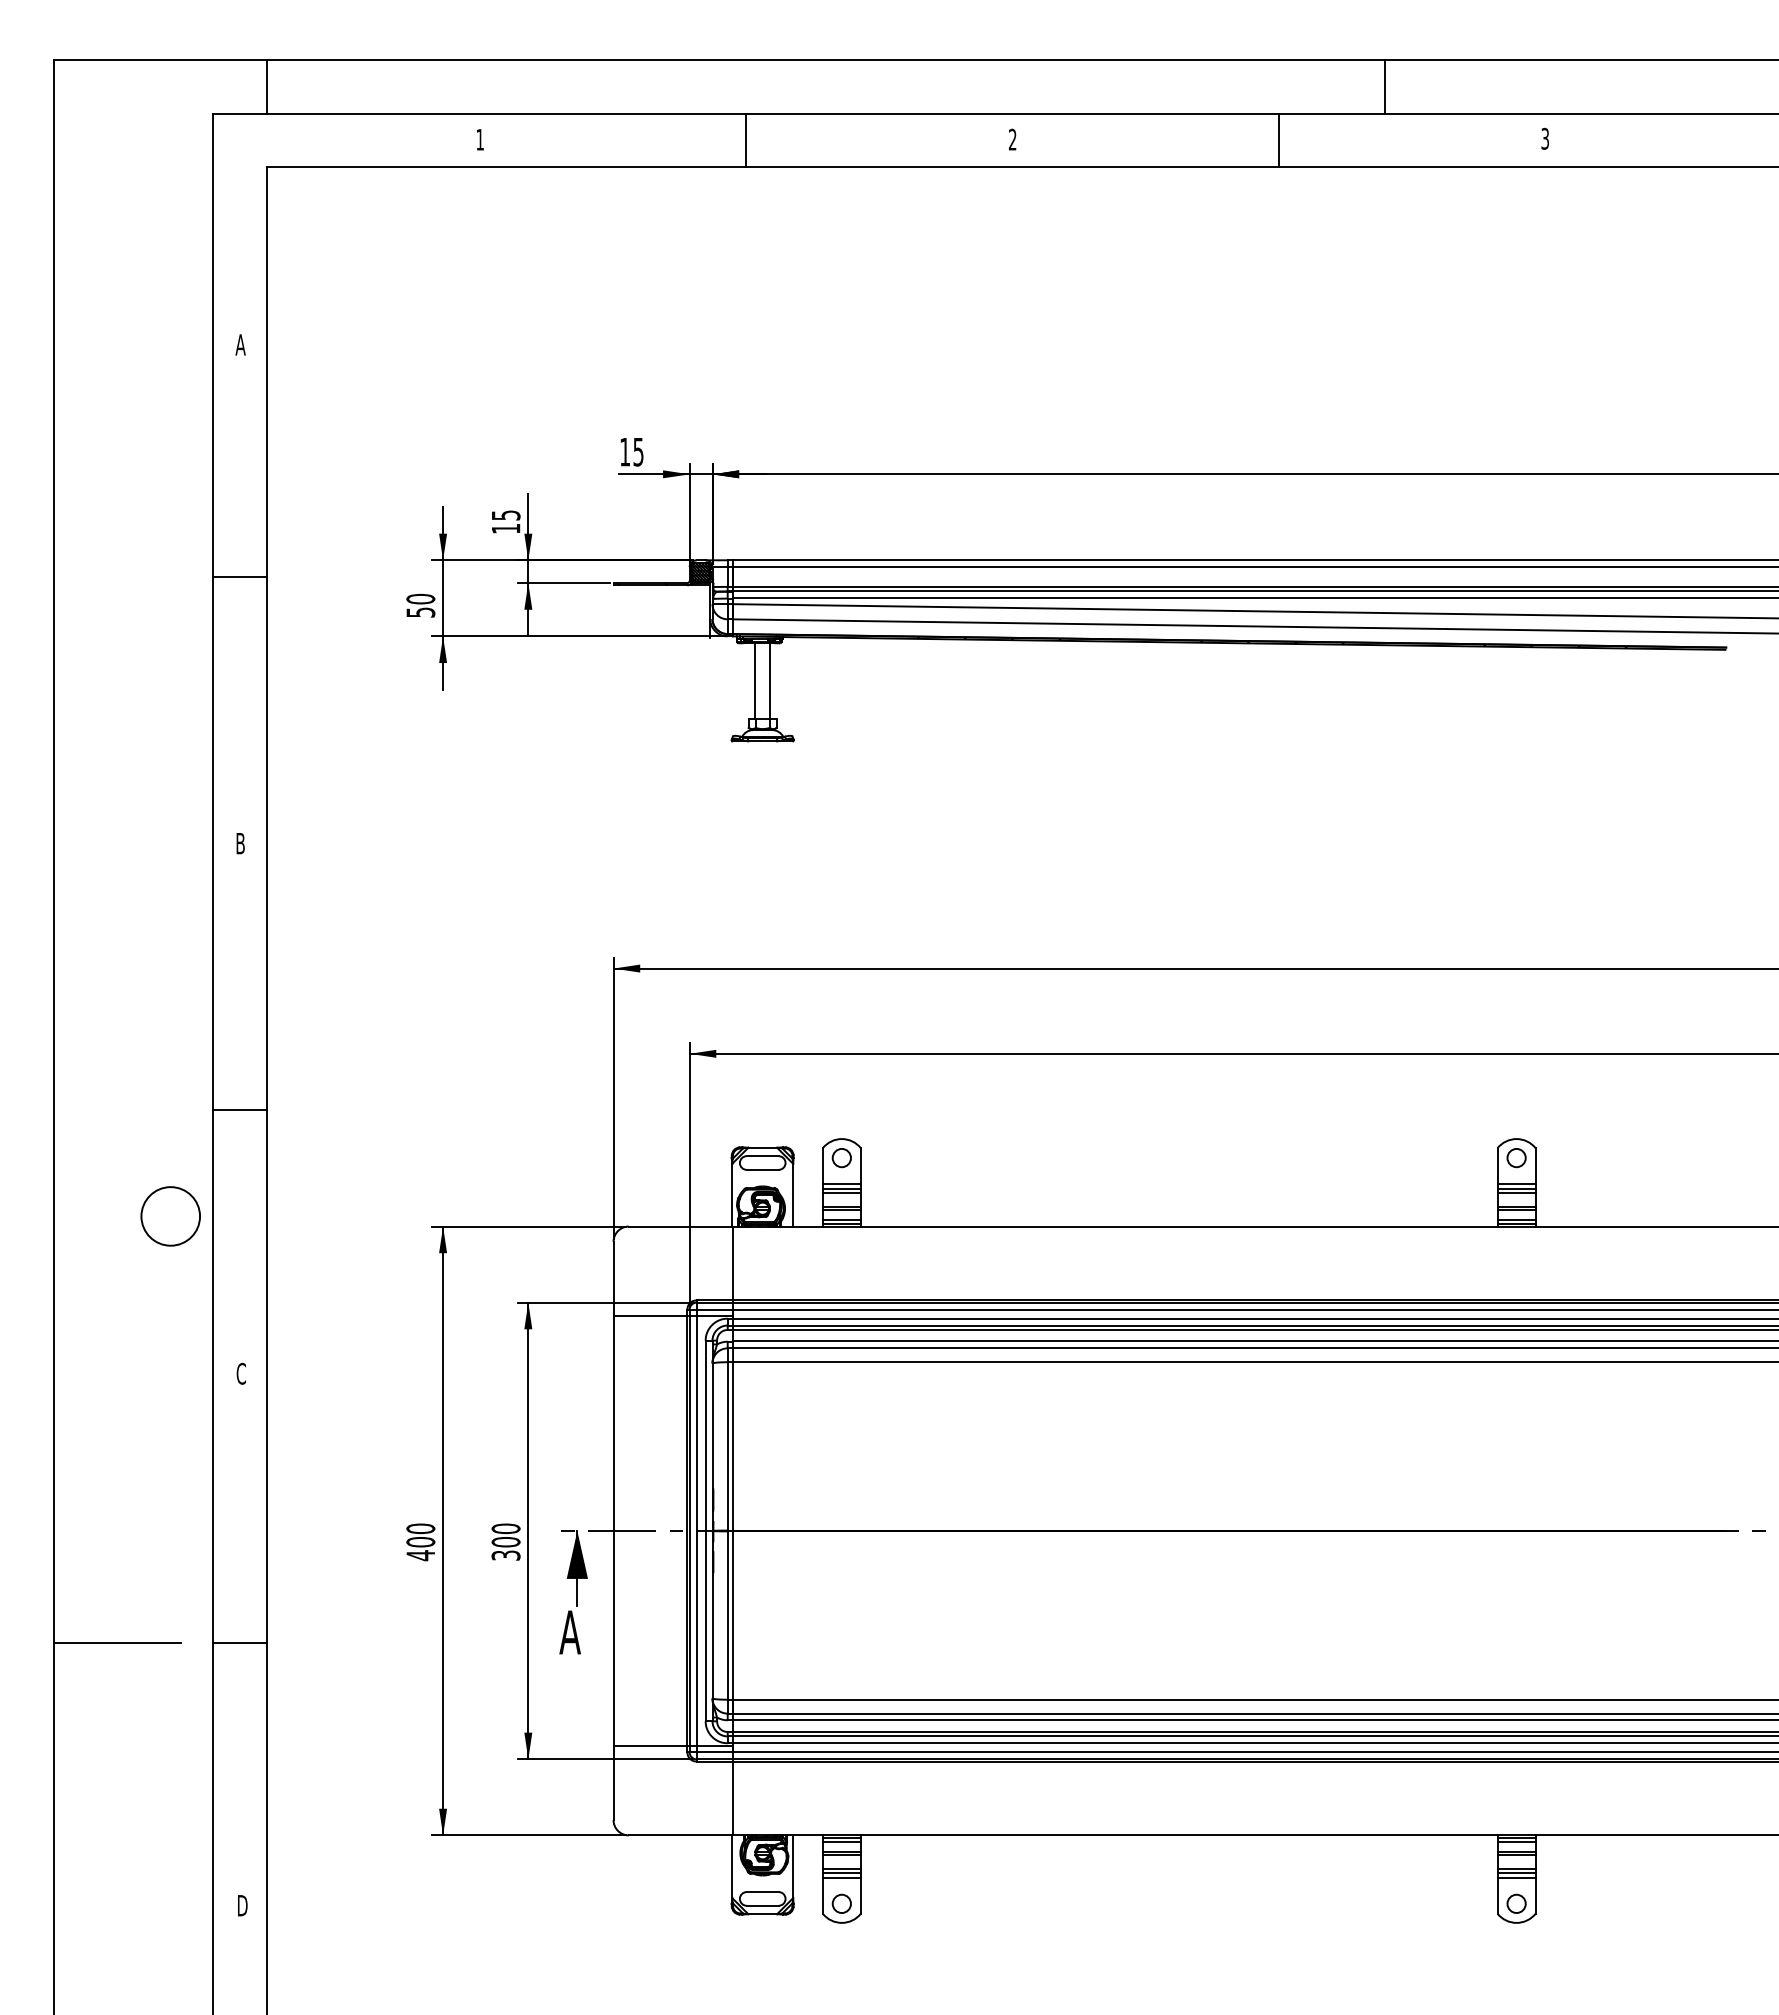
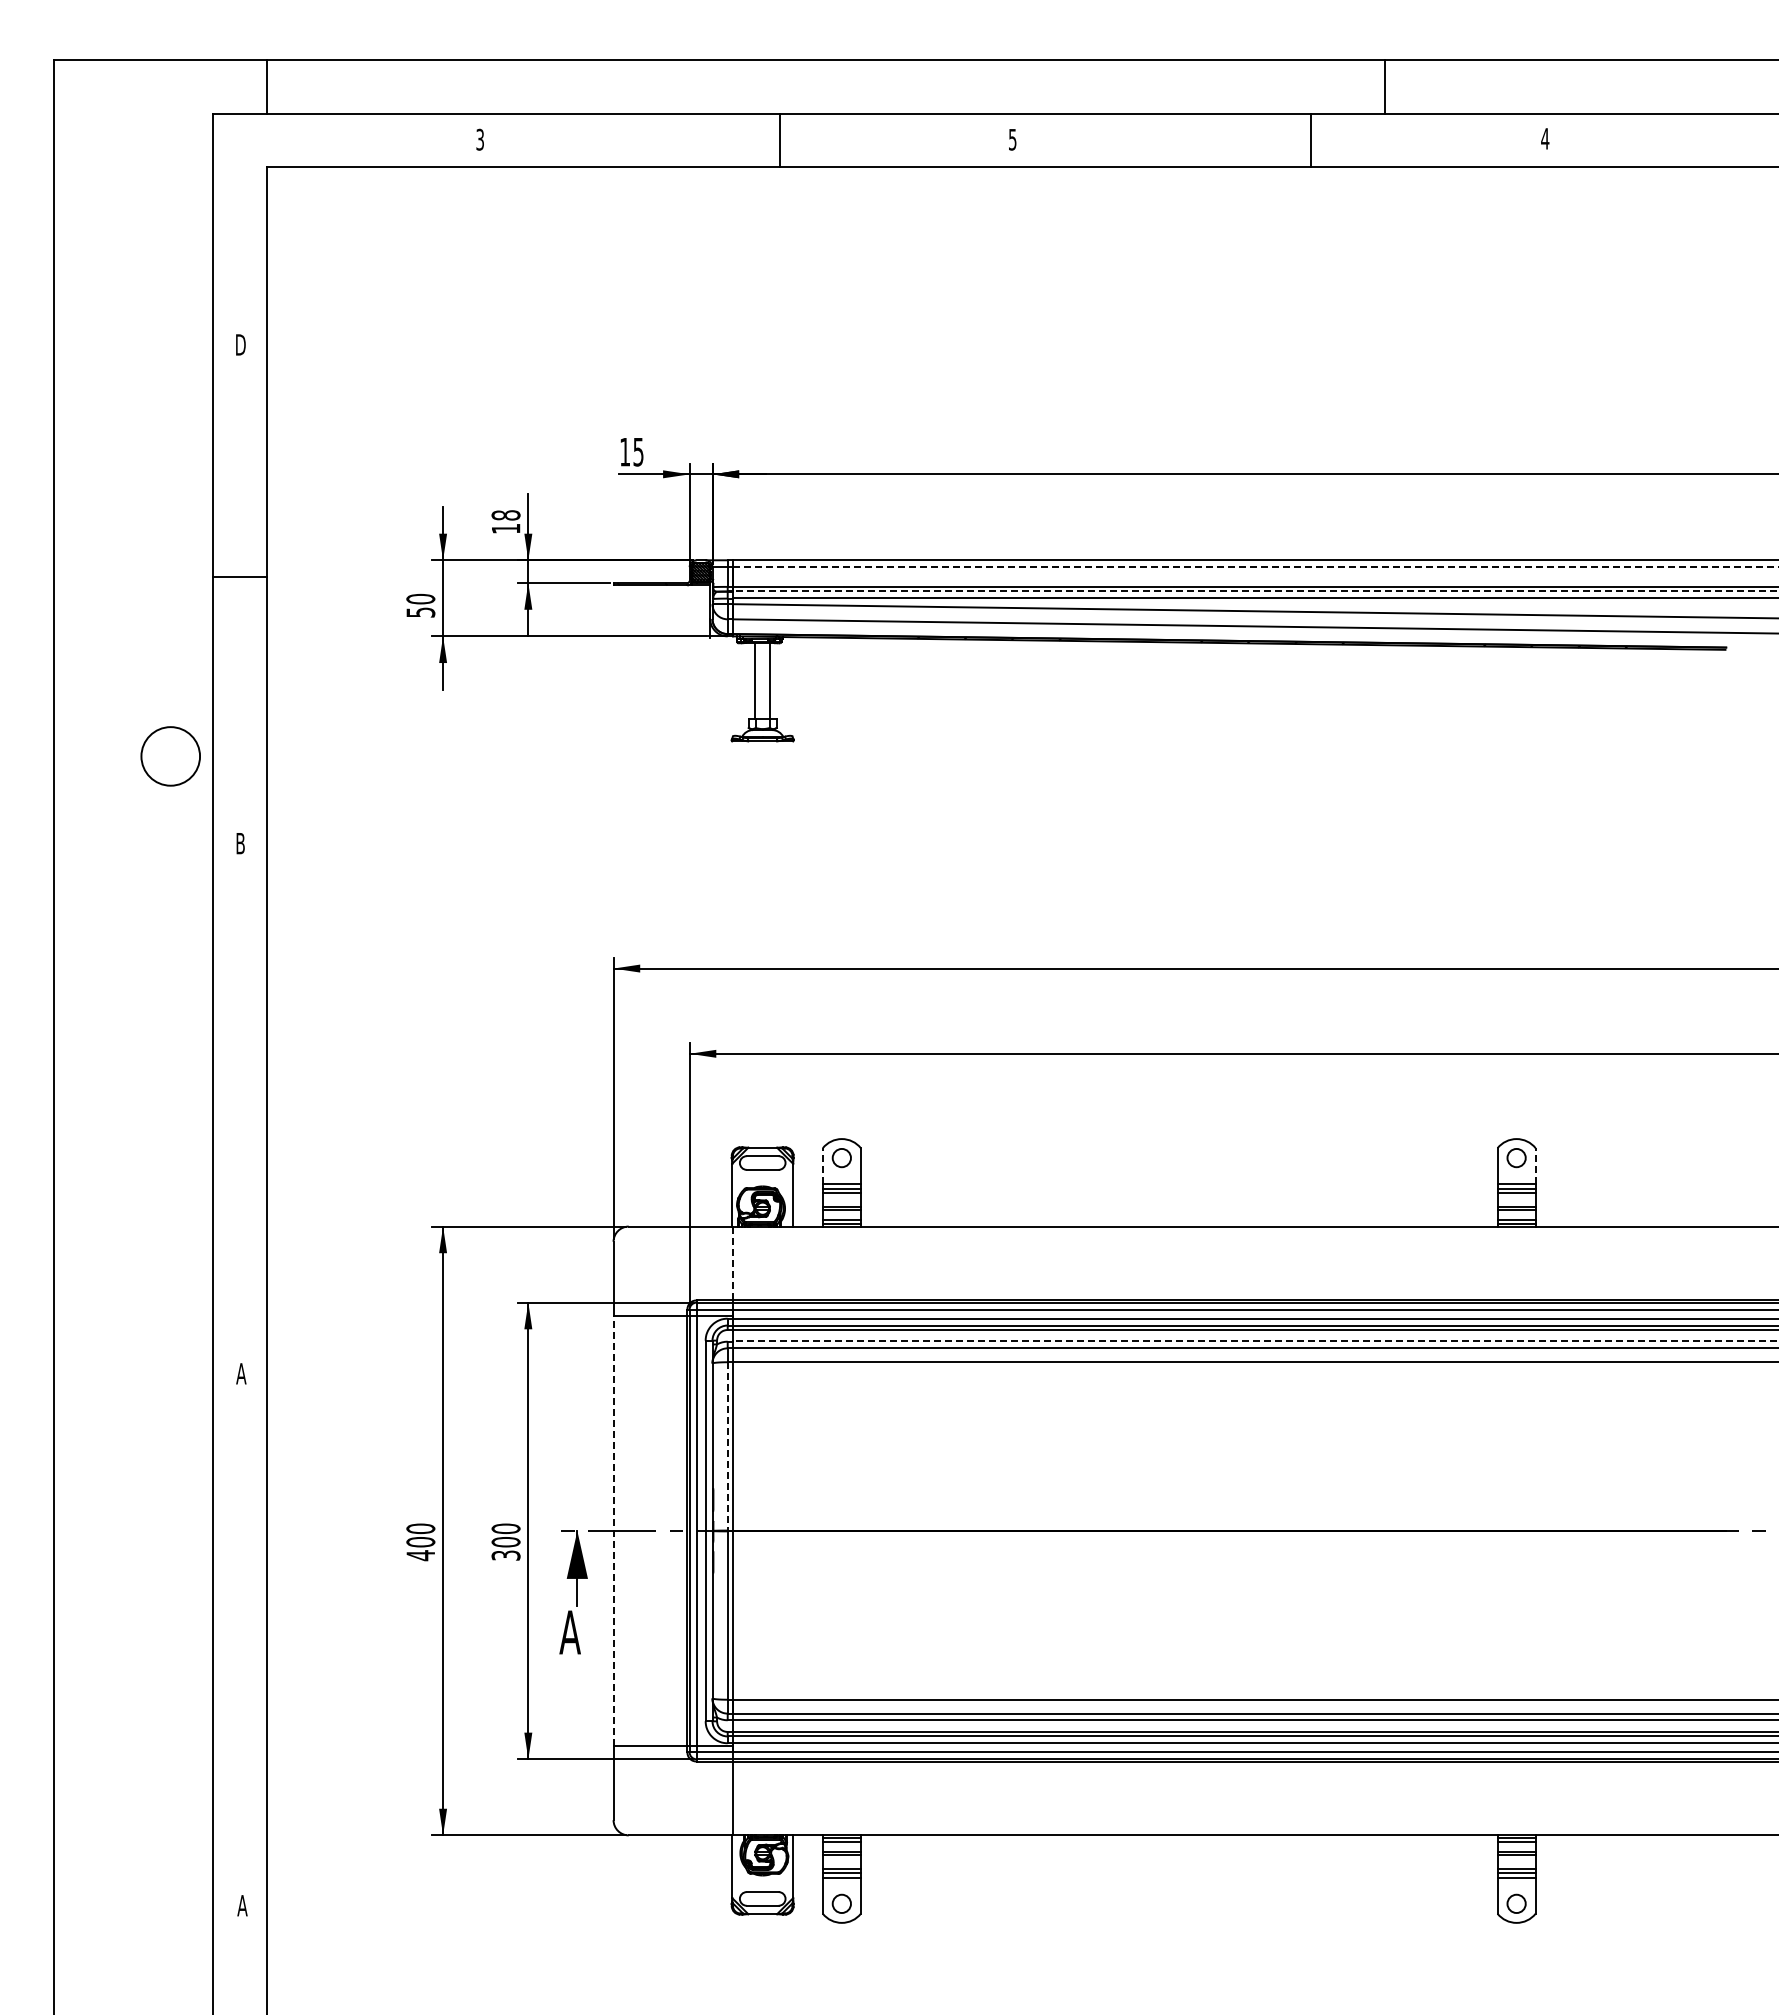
text: 3 -> 4 (1545, 138)
text: 1 -> 3 (479, 139)
line position: (746, 139) -> (780, 139) (780, 139)
text: 2 -> 5 (1012, 139)
line position: (1278, 139) -> (1310, 139) (1310, 139)
text: A -> D (240, 344)
text: 15 -> 18 (505, 515)
line: solid -> dashed (1256, 567)
line: solid -> dashed (1255, 591)
line: present -> none (239, 1109)
line: solid -> dashed (822, 1166)
line: solid -> dashed (1535, 1166)
circle position: (170, 1216) -> (170, 756) (170, 756)
line: solid -> dashed (733, 1263)
line: solid -> dashed (1255, 1341)
text: C -> A (241, 1373)
line: solid -> dashed (727, 1446)
line: solid -> dashed (613, 1530)
line: present -> none (117, 1642)
line: present -> none (239, 1642)
text: D -> A (242, 1905)
